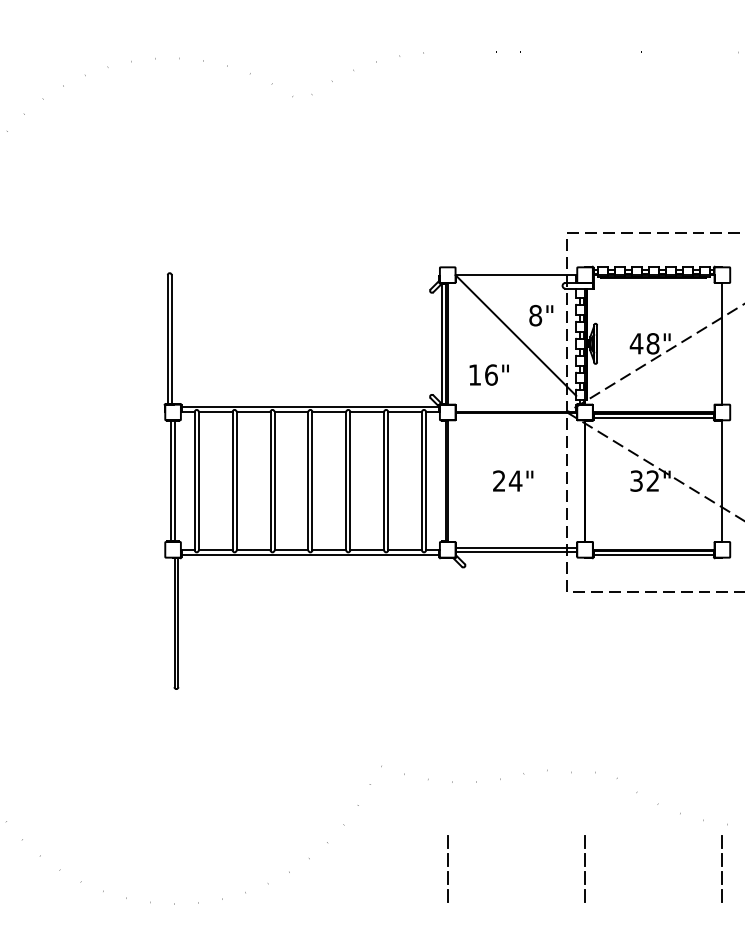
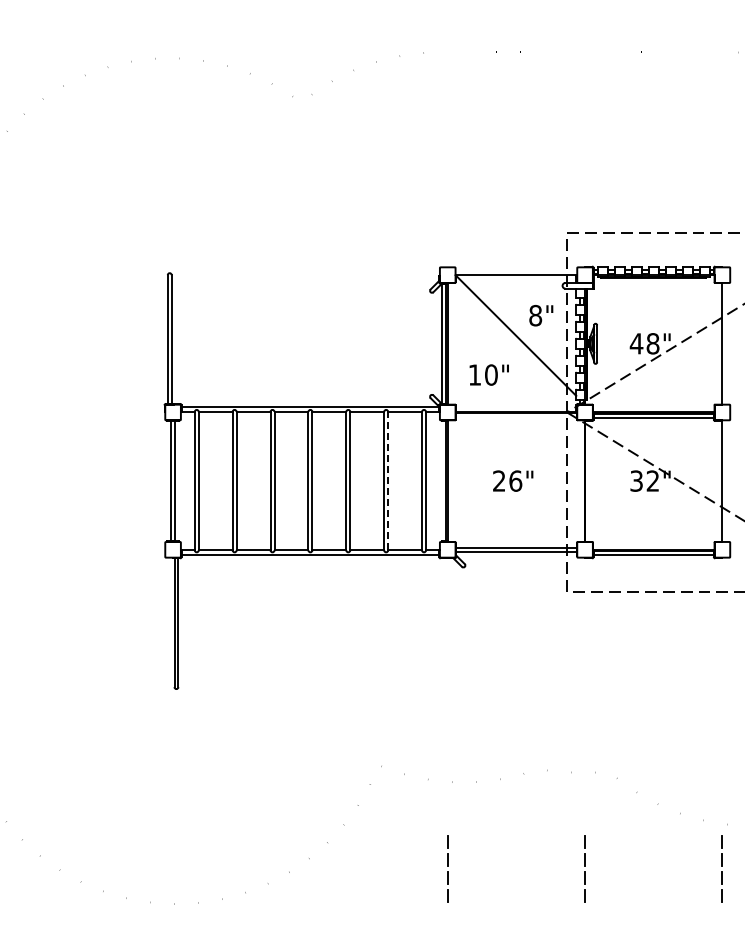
text: 16" -> 10" (491, 374)
line: solid -> dashed (388, 480)
text: 24" -> 26" (515, 480)
